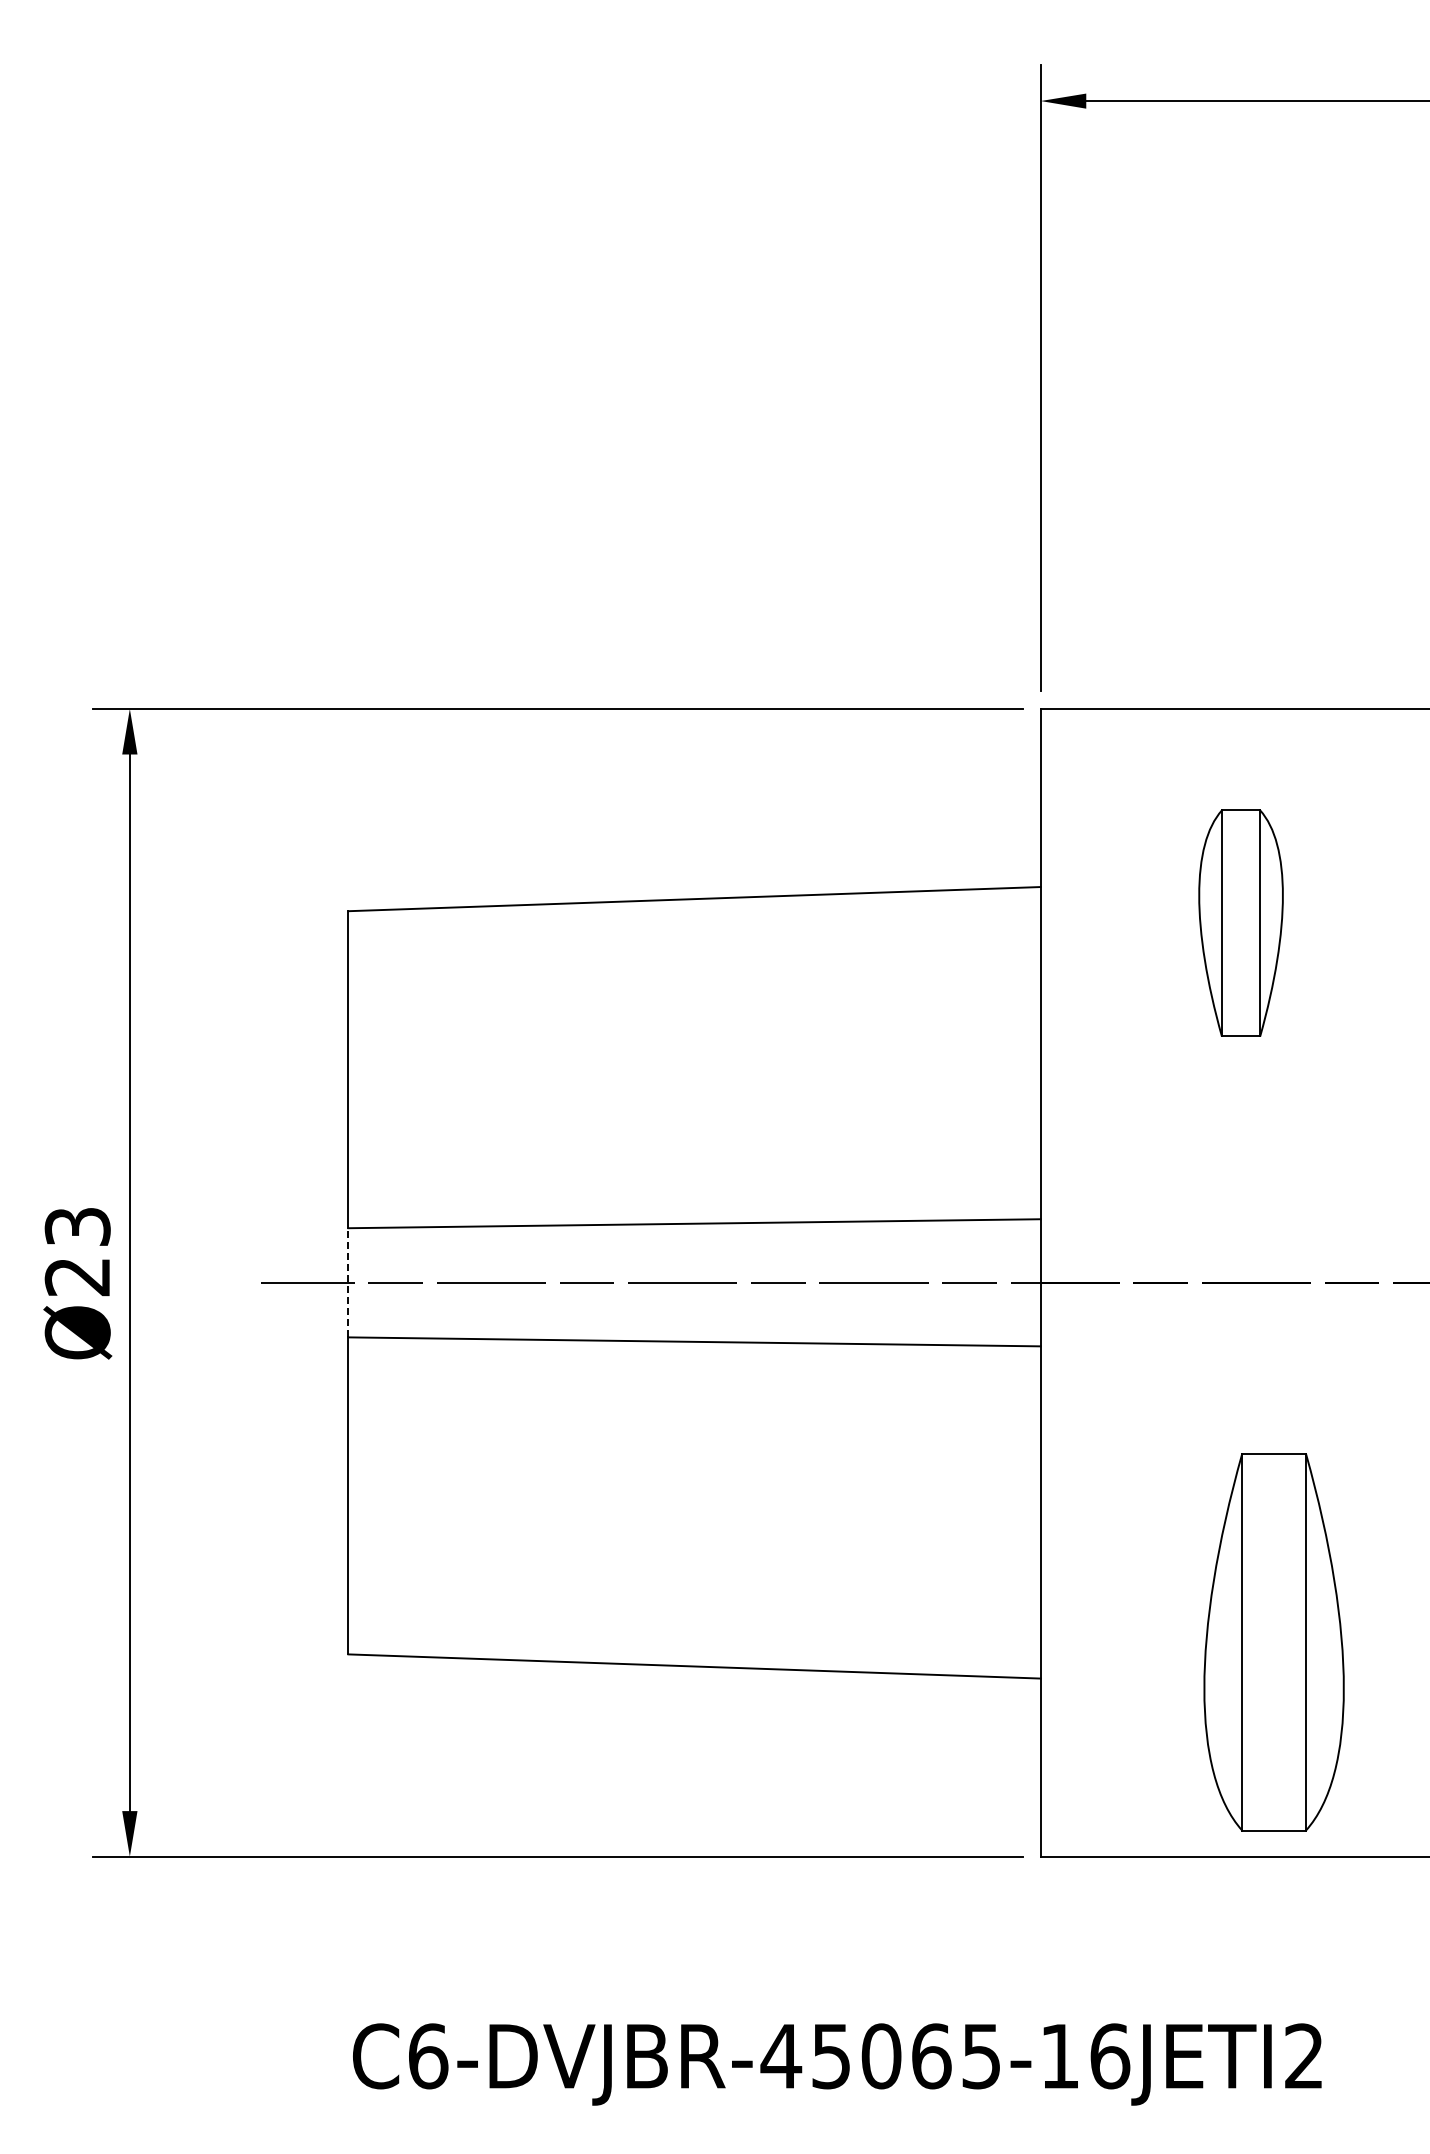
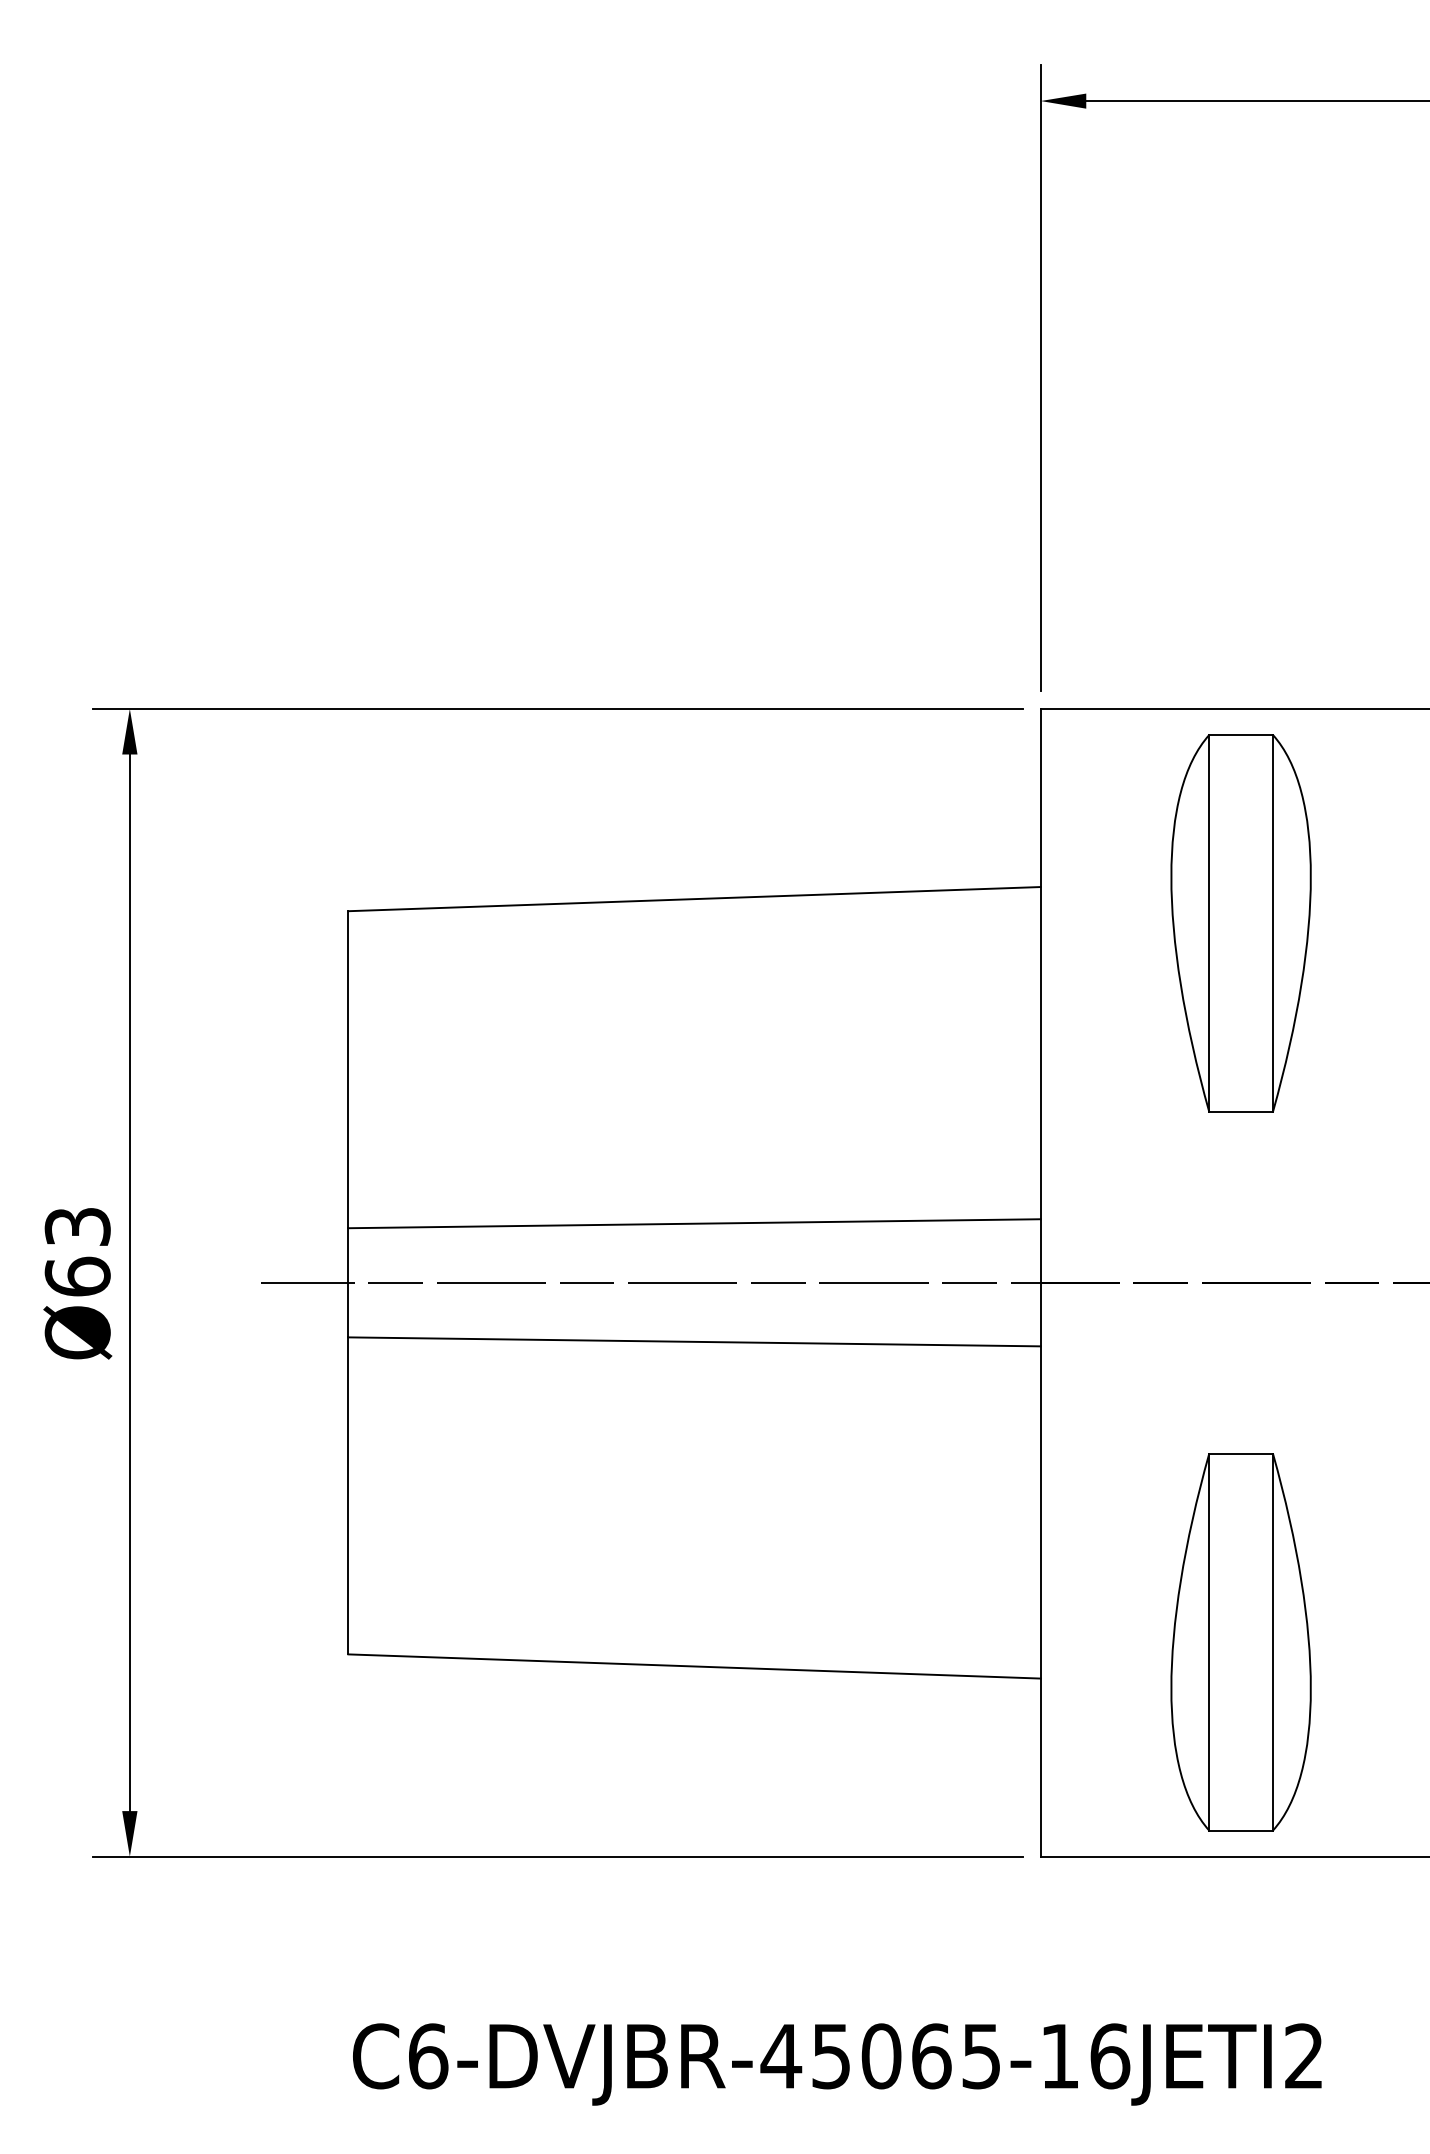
part size: 86x228 px -> 142x379 px (1240, 923)
text: Ø23 -> Ø63 (77, 1276)
line: dashed -> solid (348, 1282)
part position: (1273, 1642) -> (1240, 1642) (1240, 1642)
